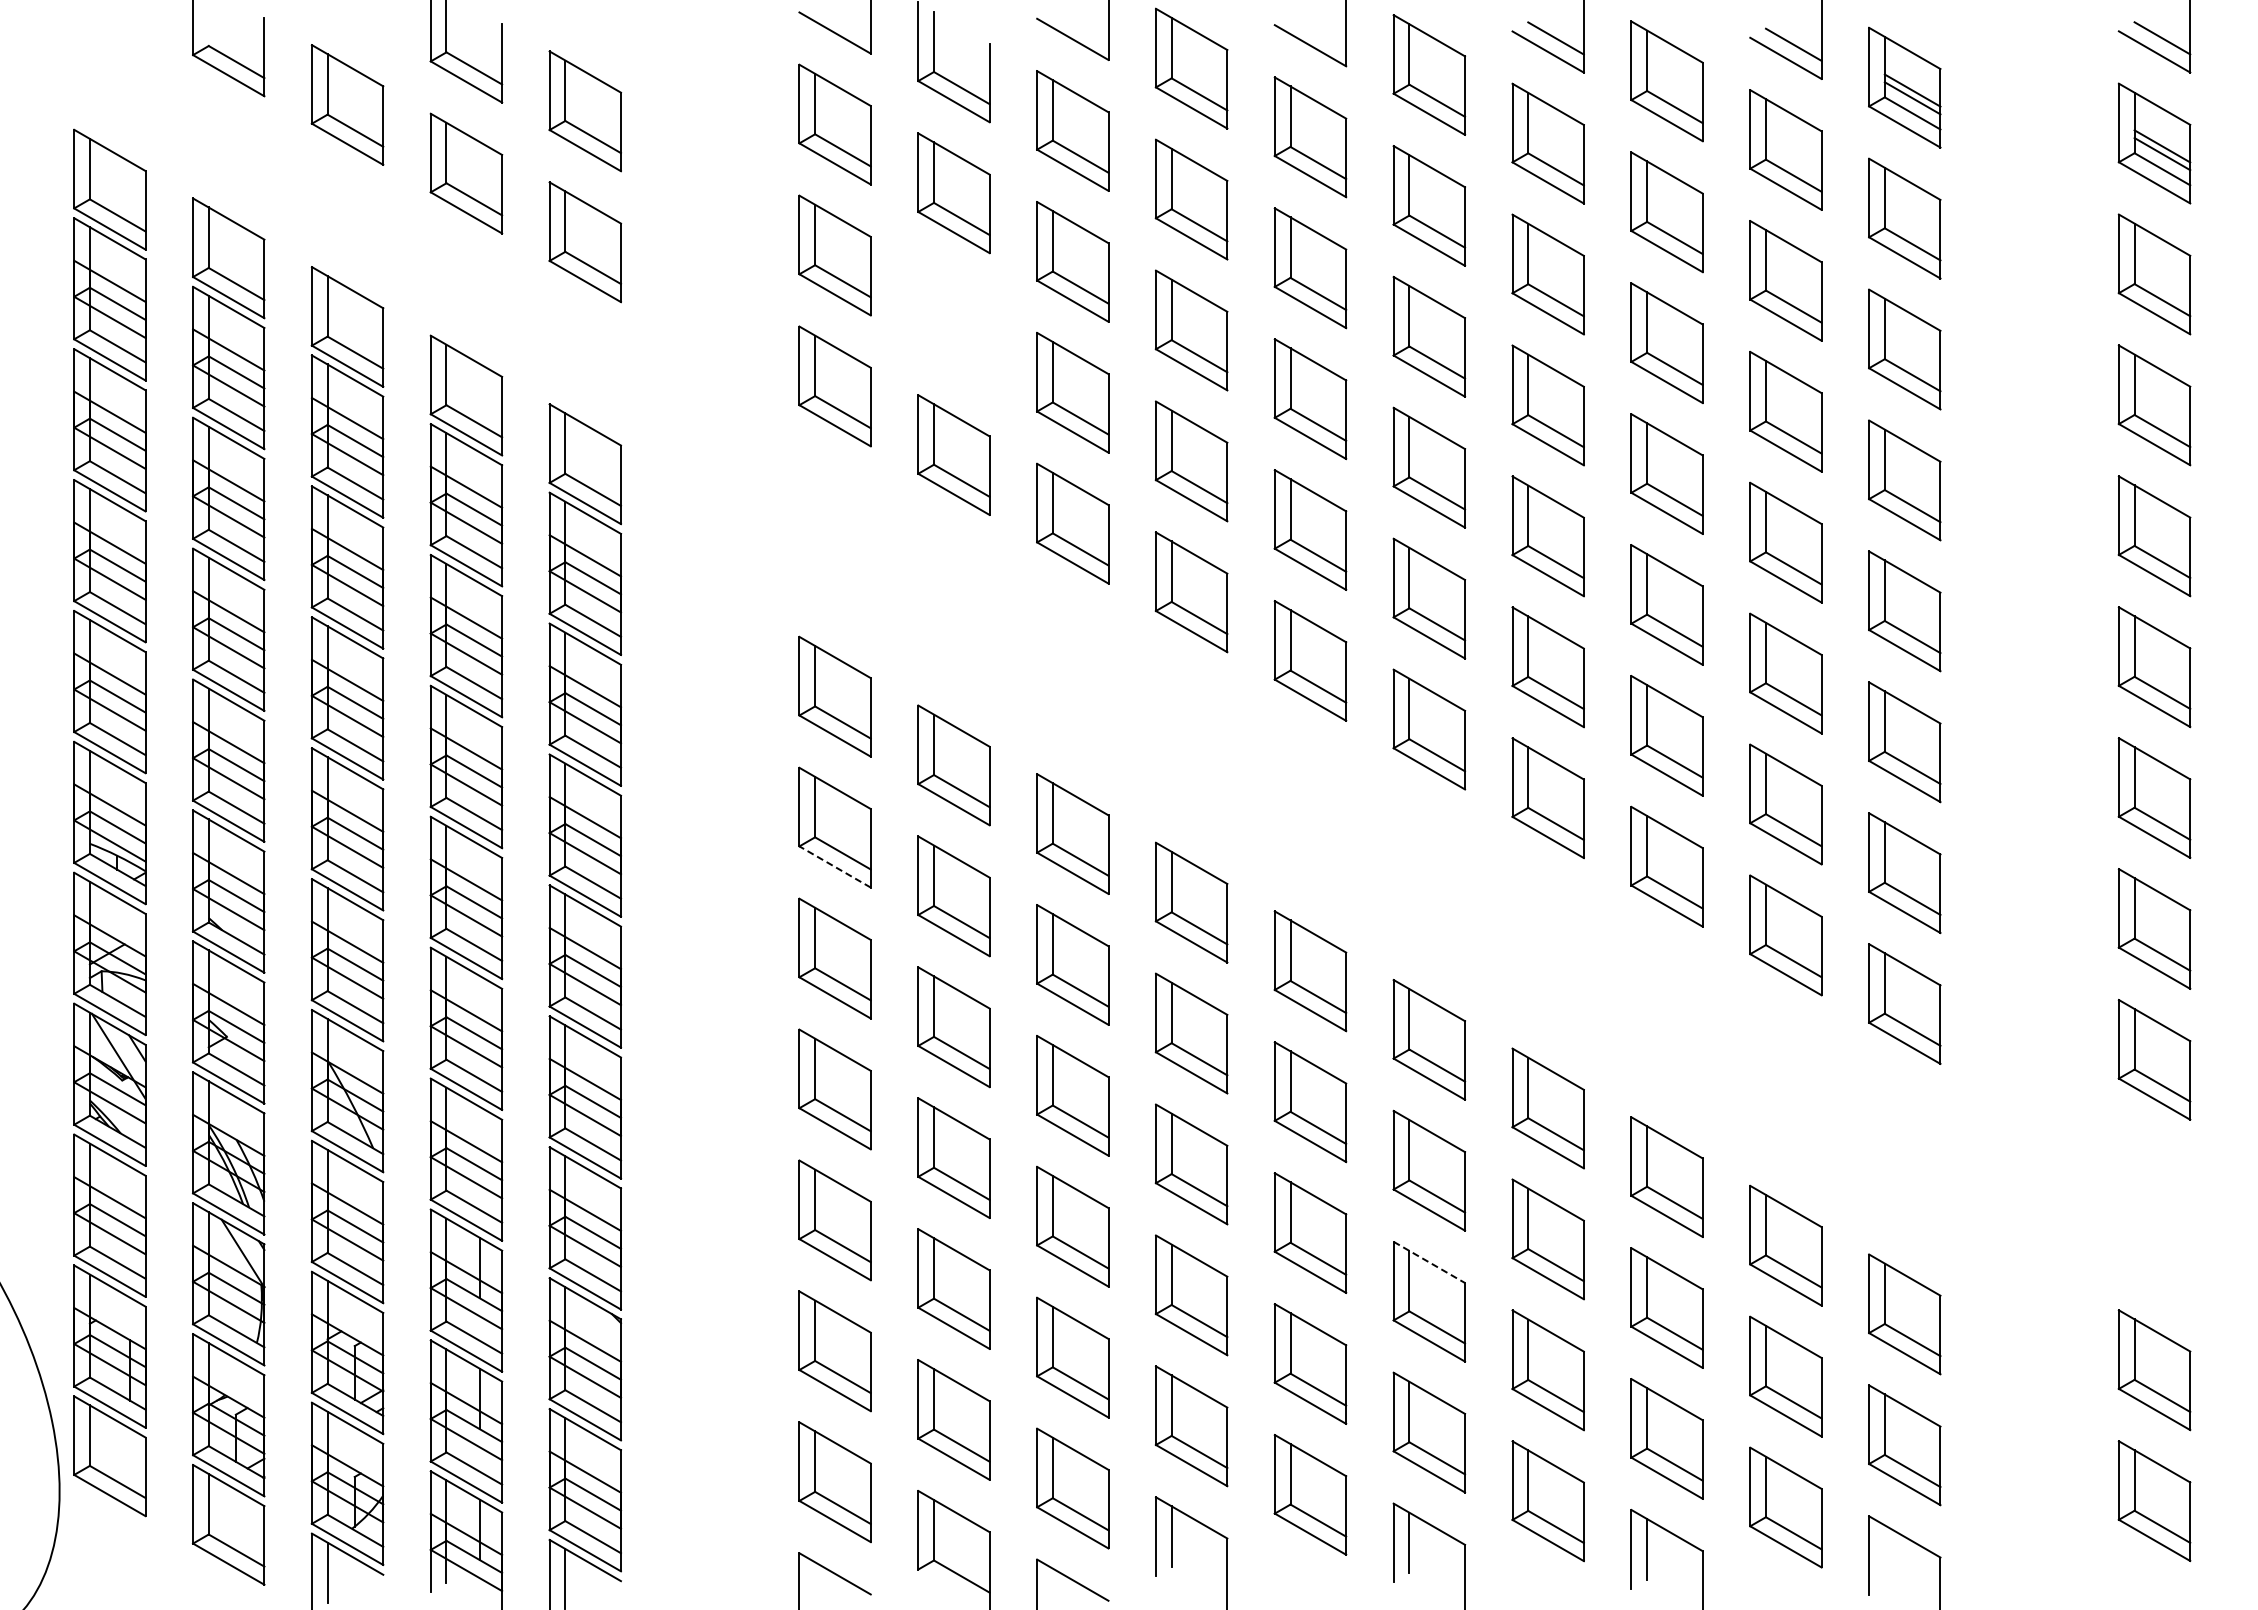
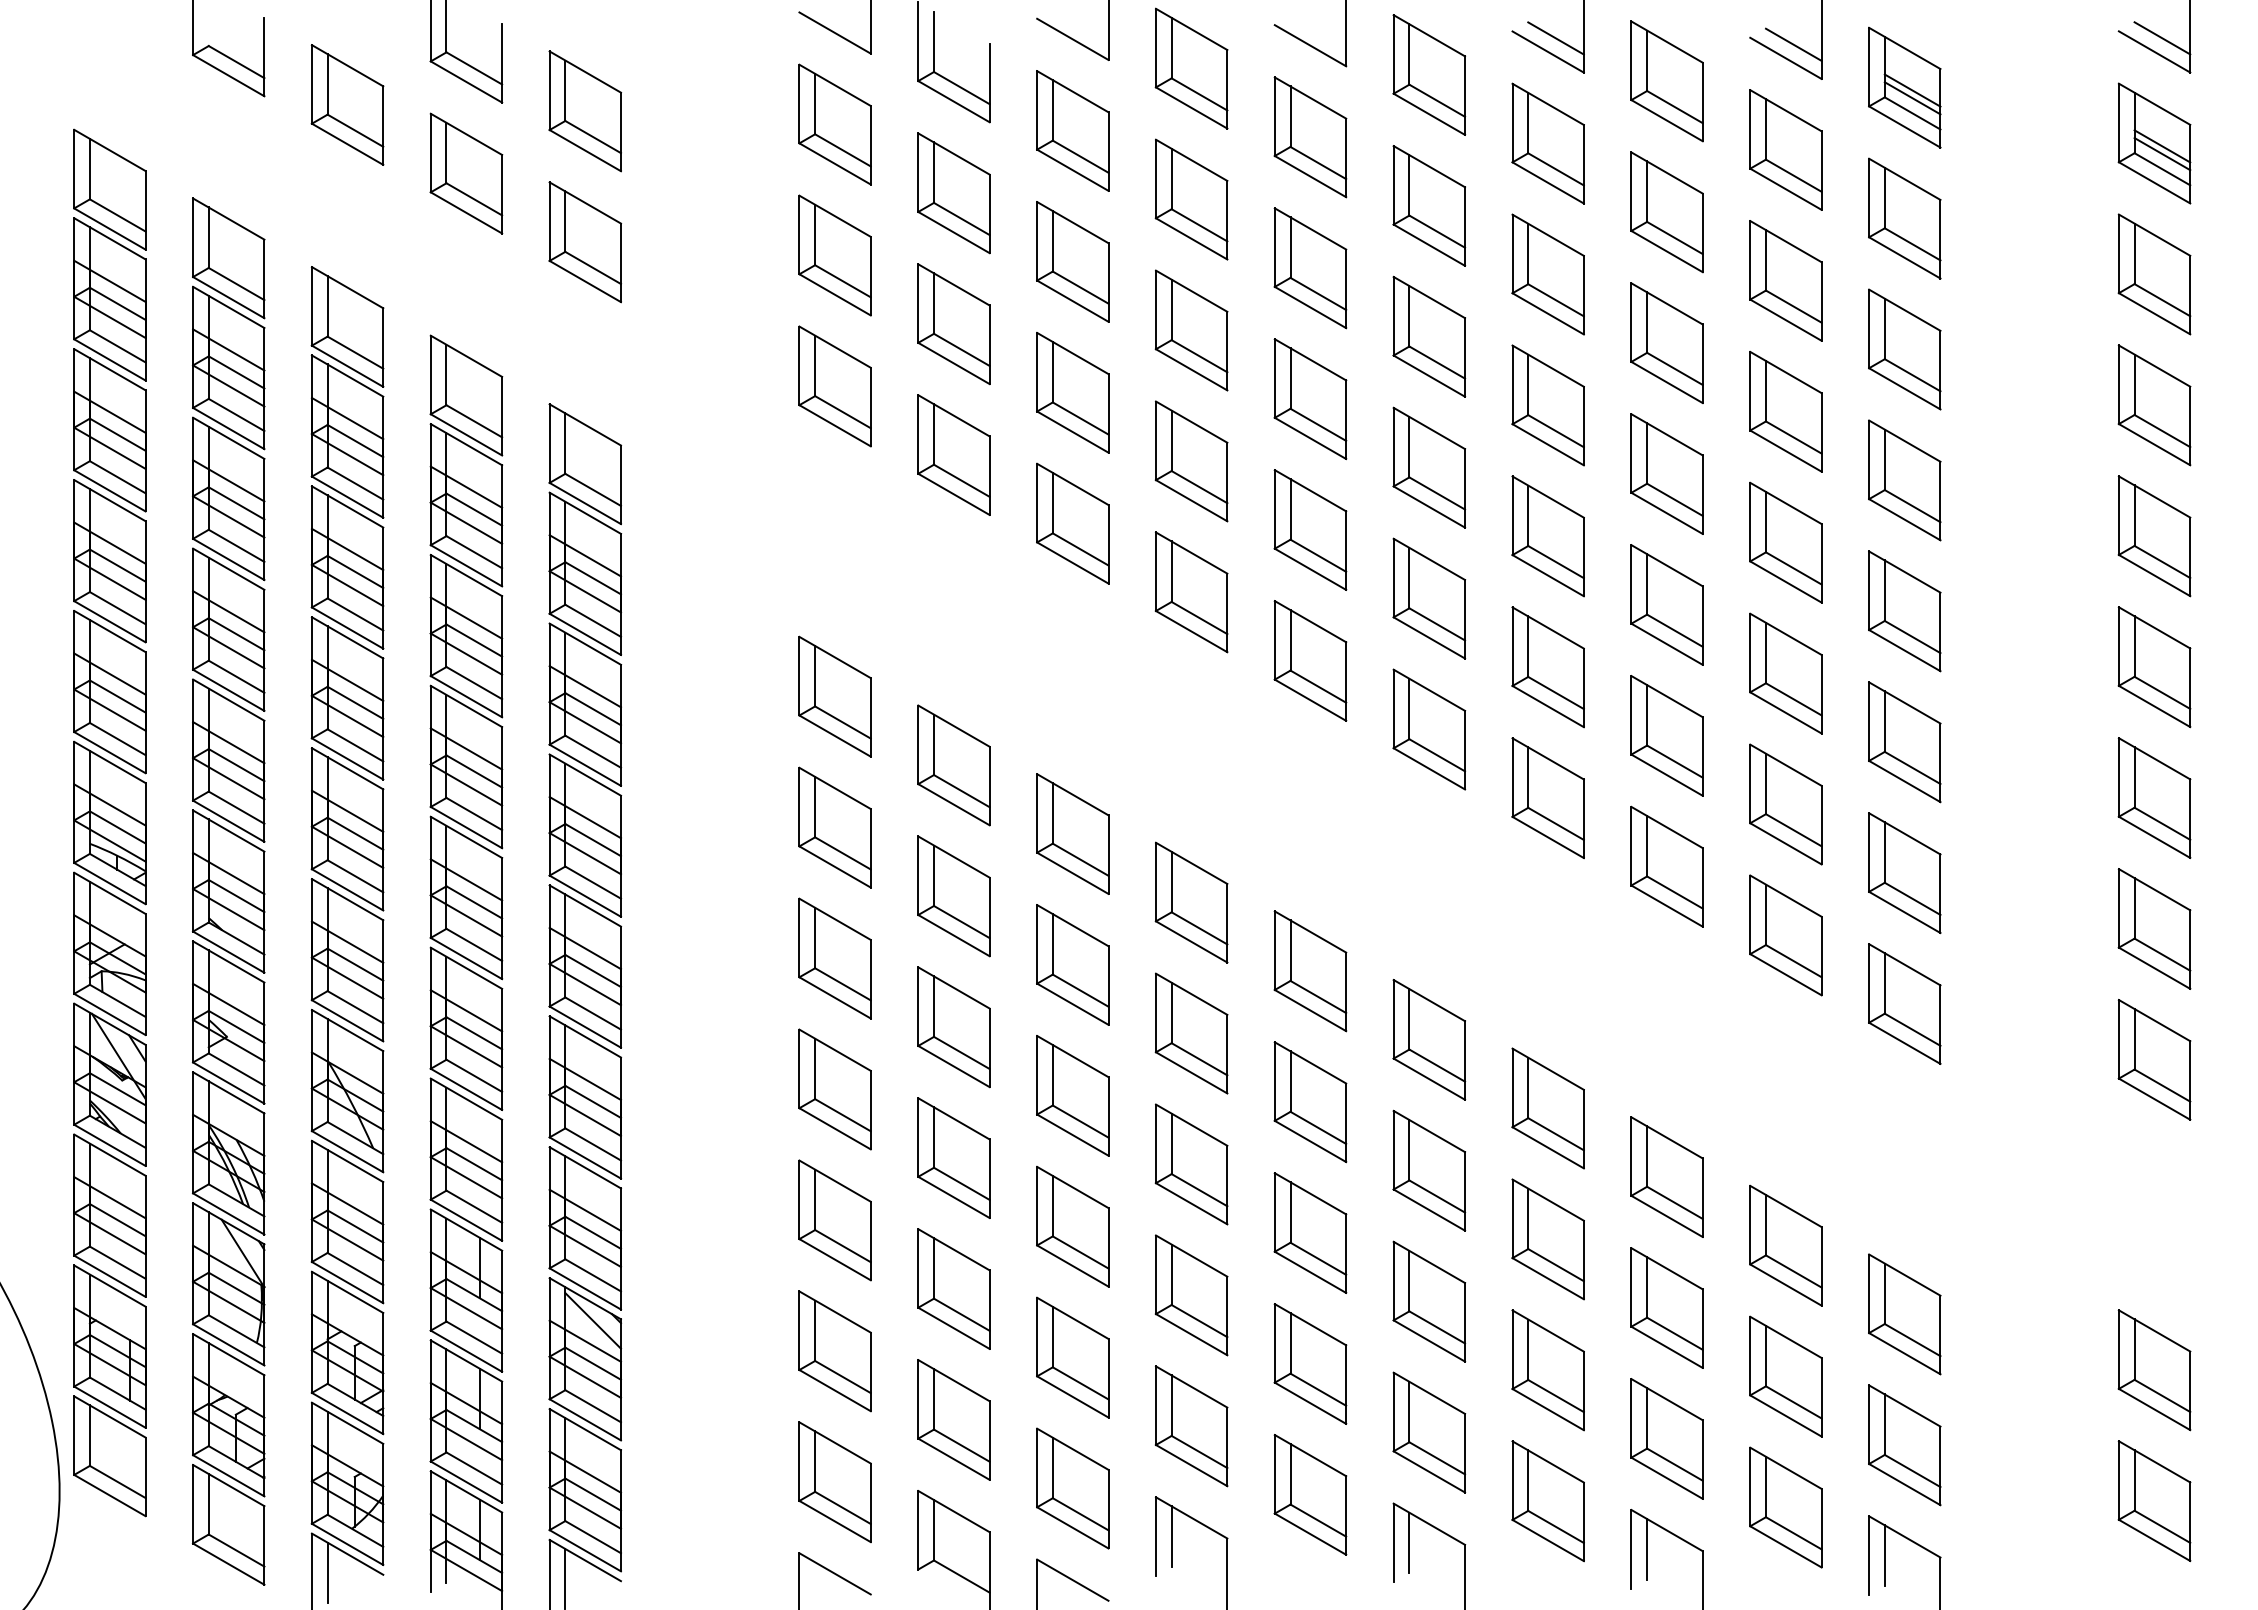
part: none -> present (953, 324)
line: dashed -> solid (834, 866)
line: dashed -> solid (1429, 1262)
line: none -> present (593, 1320)
line: none -> present (1884, 1555)
